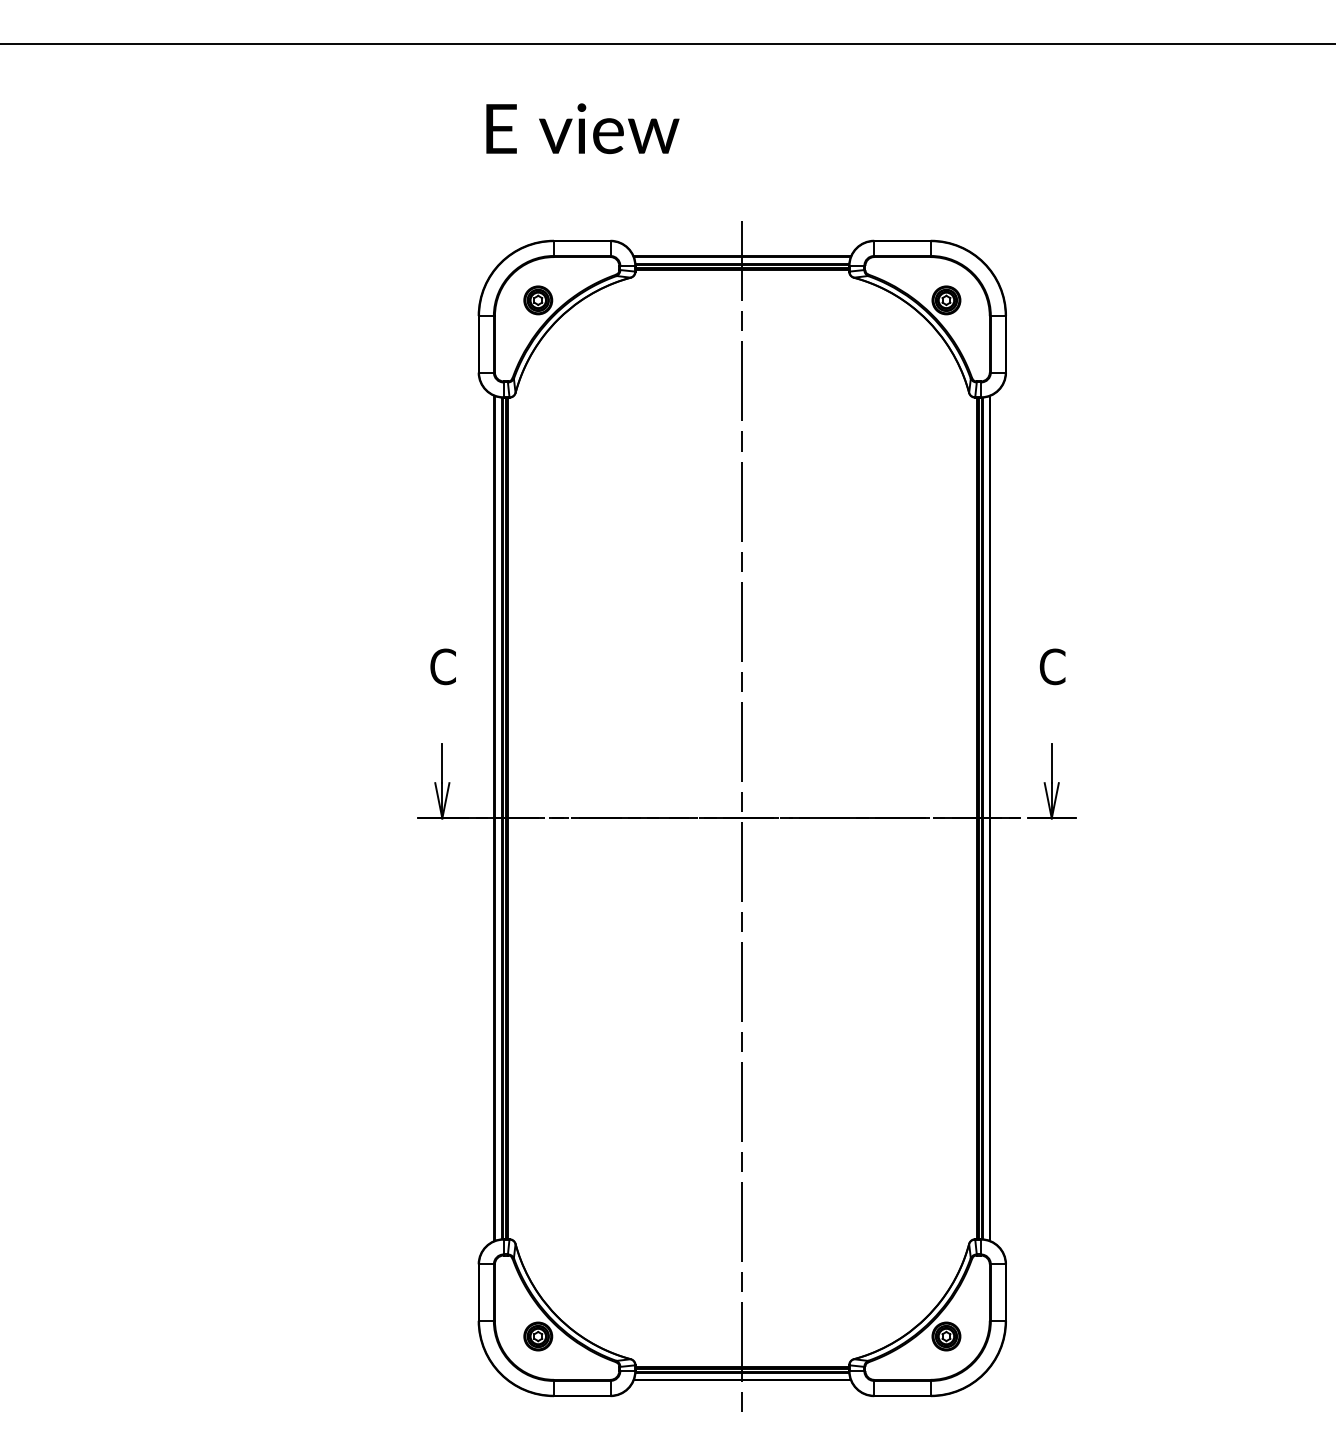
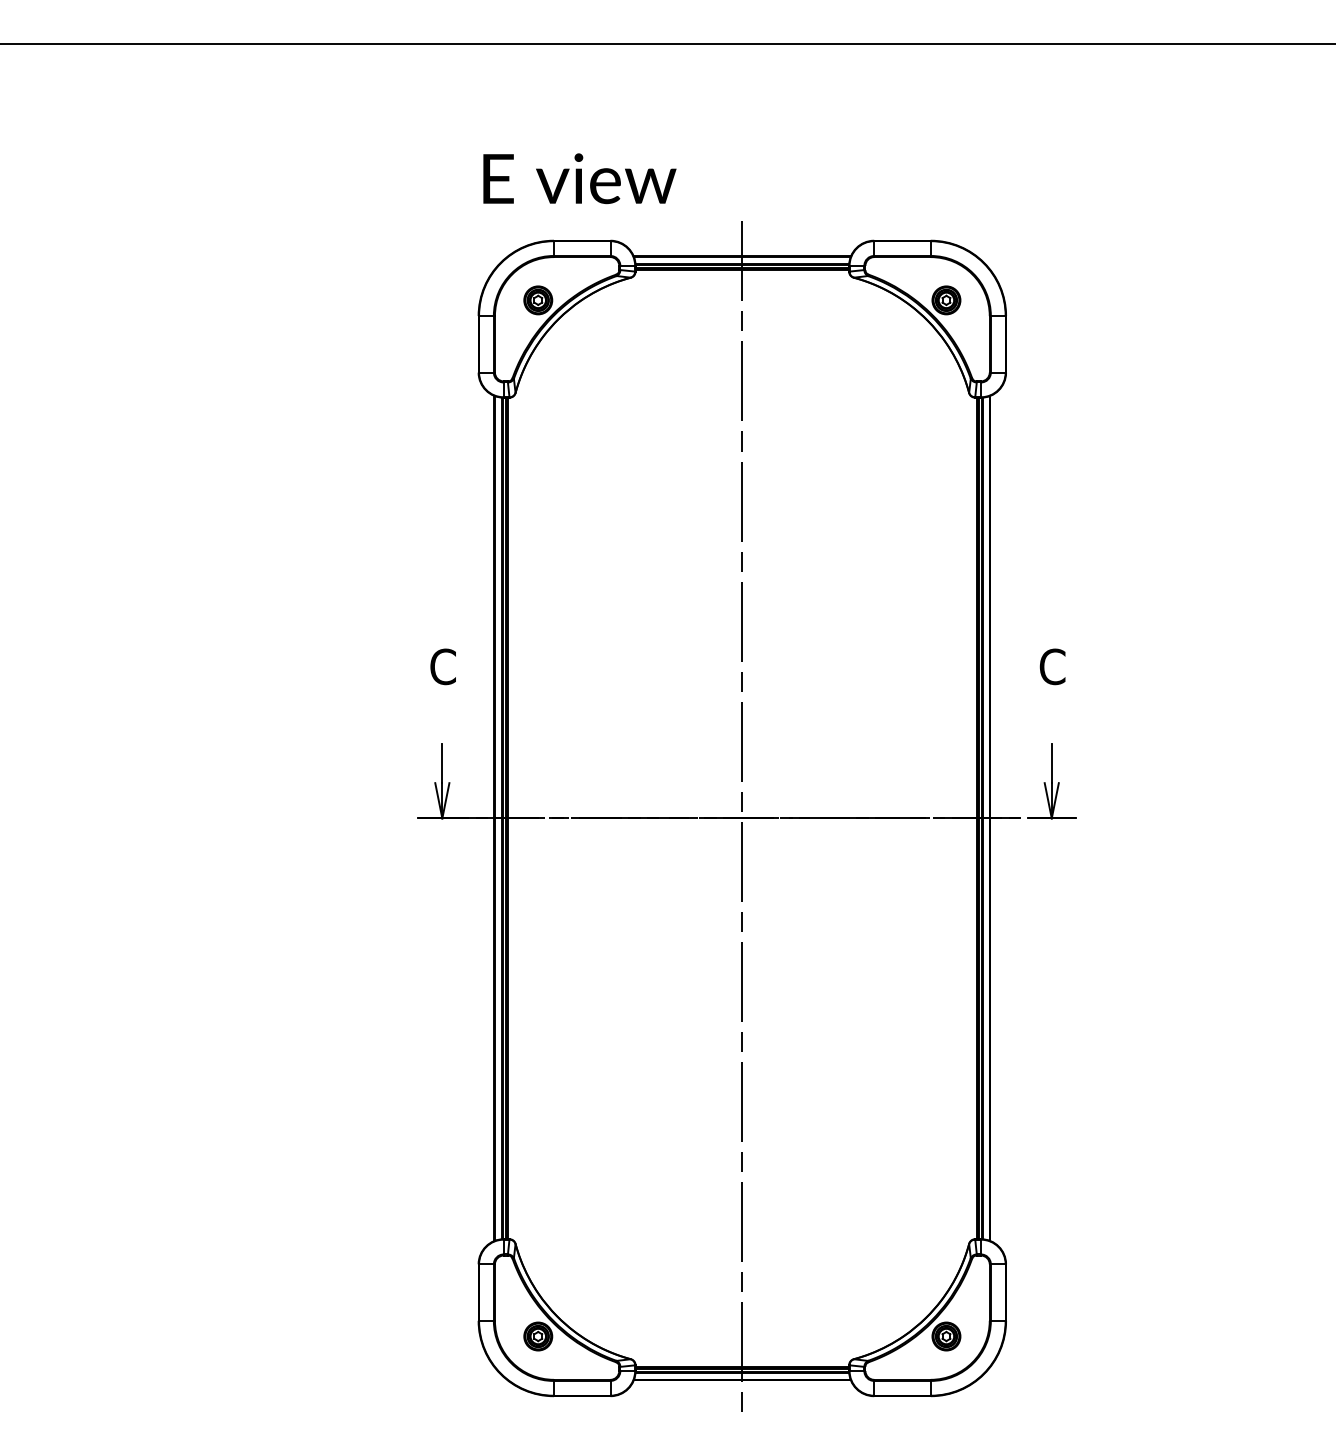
text position: (582, 128) -> (579, 178) (579, 178)
